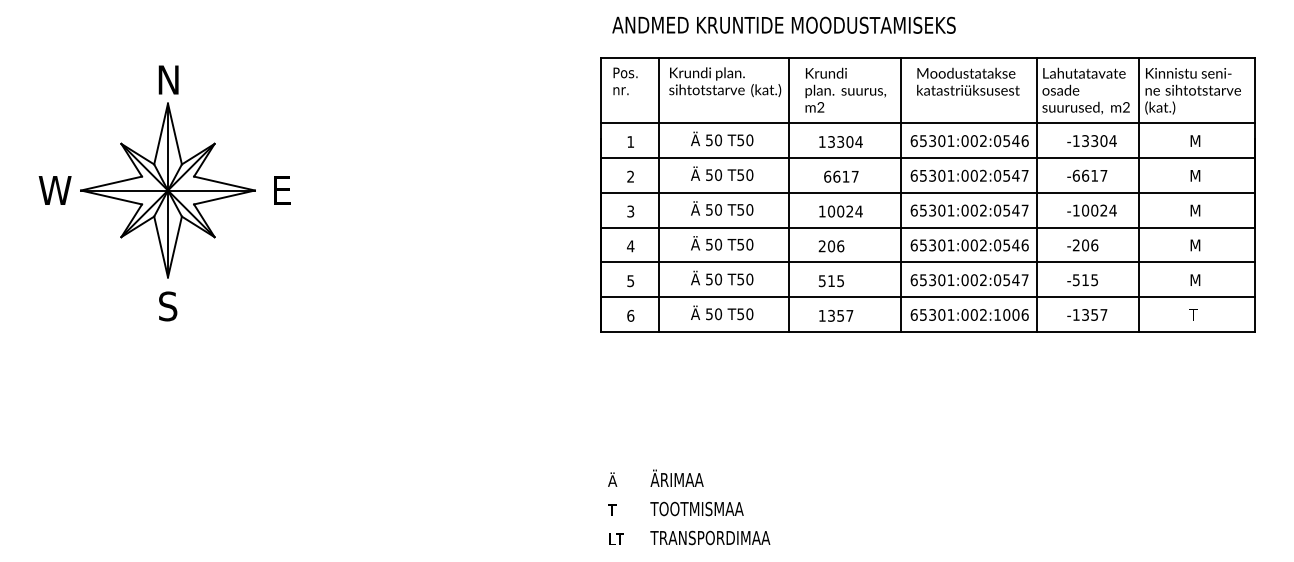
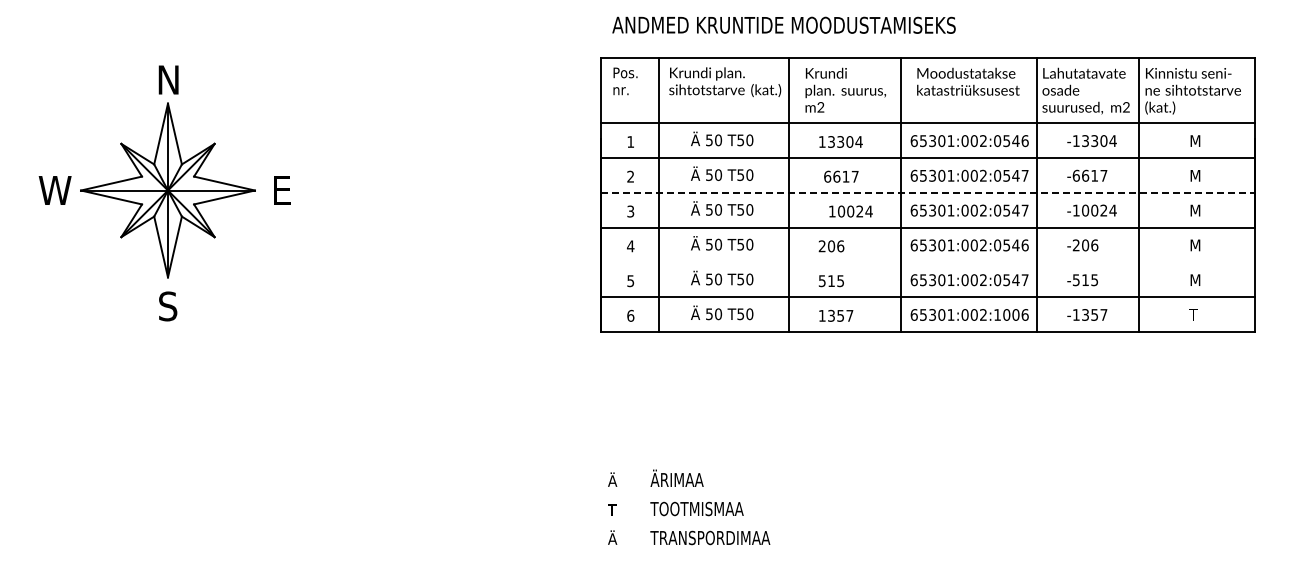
line: solid -> dashed (928, 192)
text position: (840, 211) -> (850, 211) (850, 211)
line: present -> none (928, 262)
text: LT -> Ä (615, 537)
